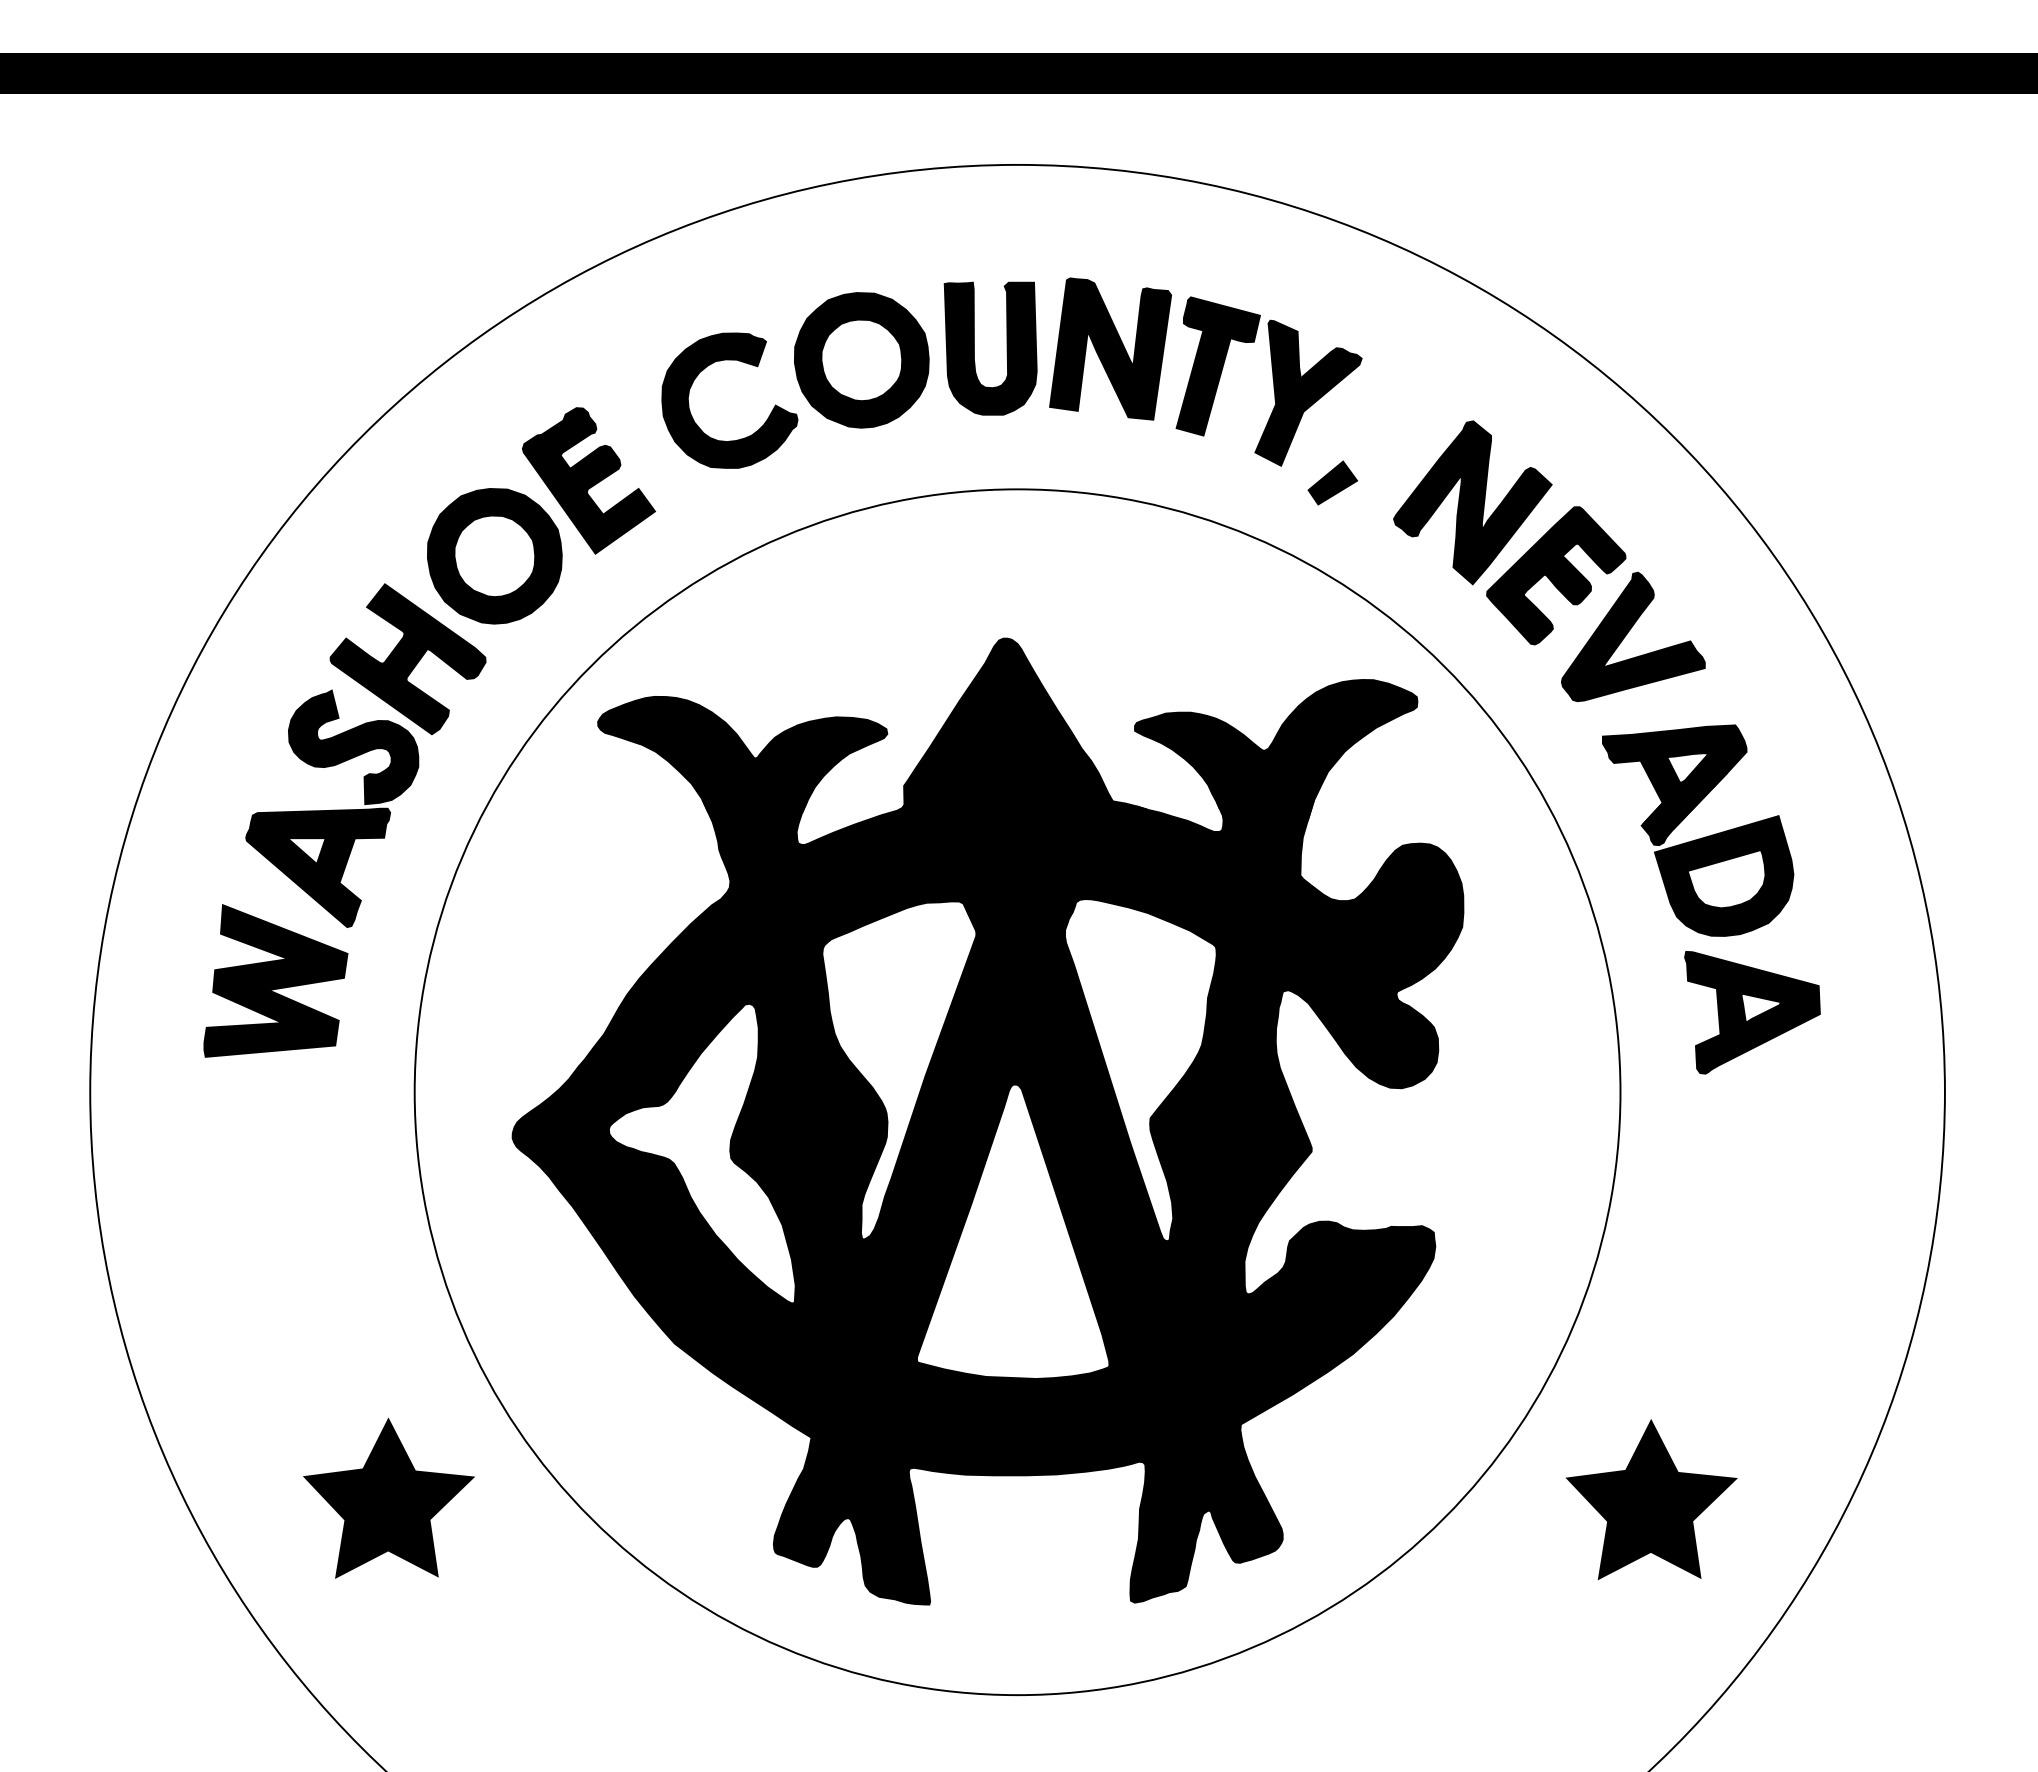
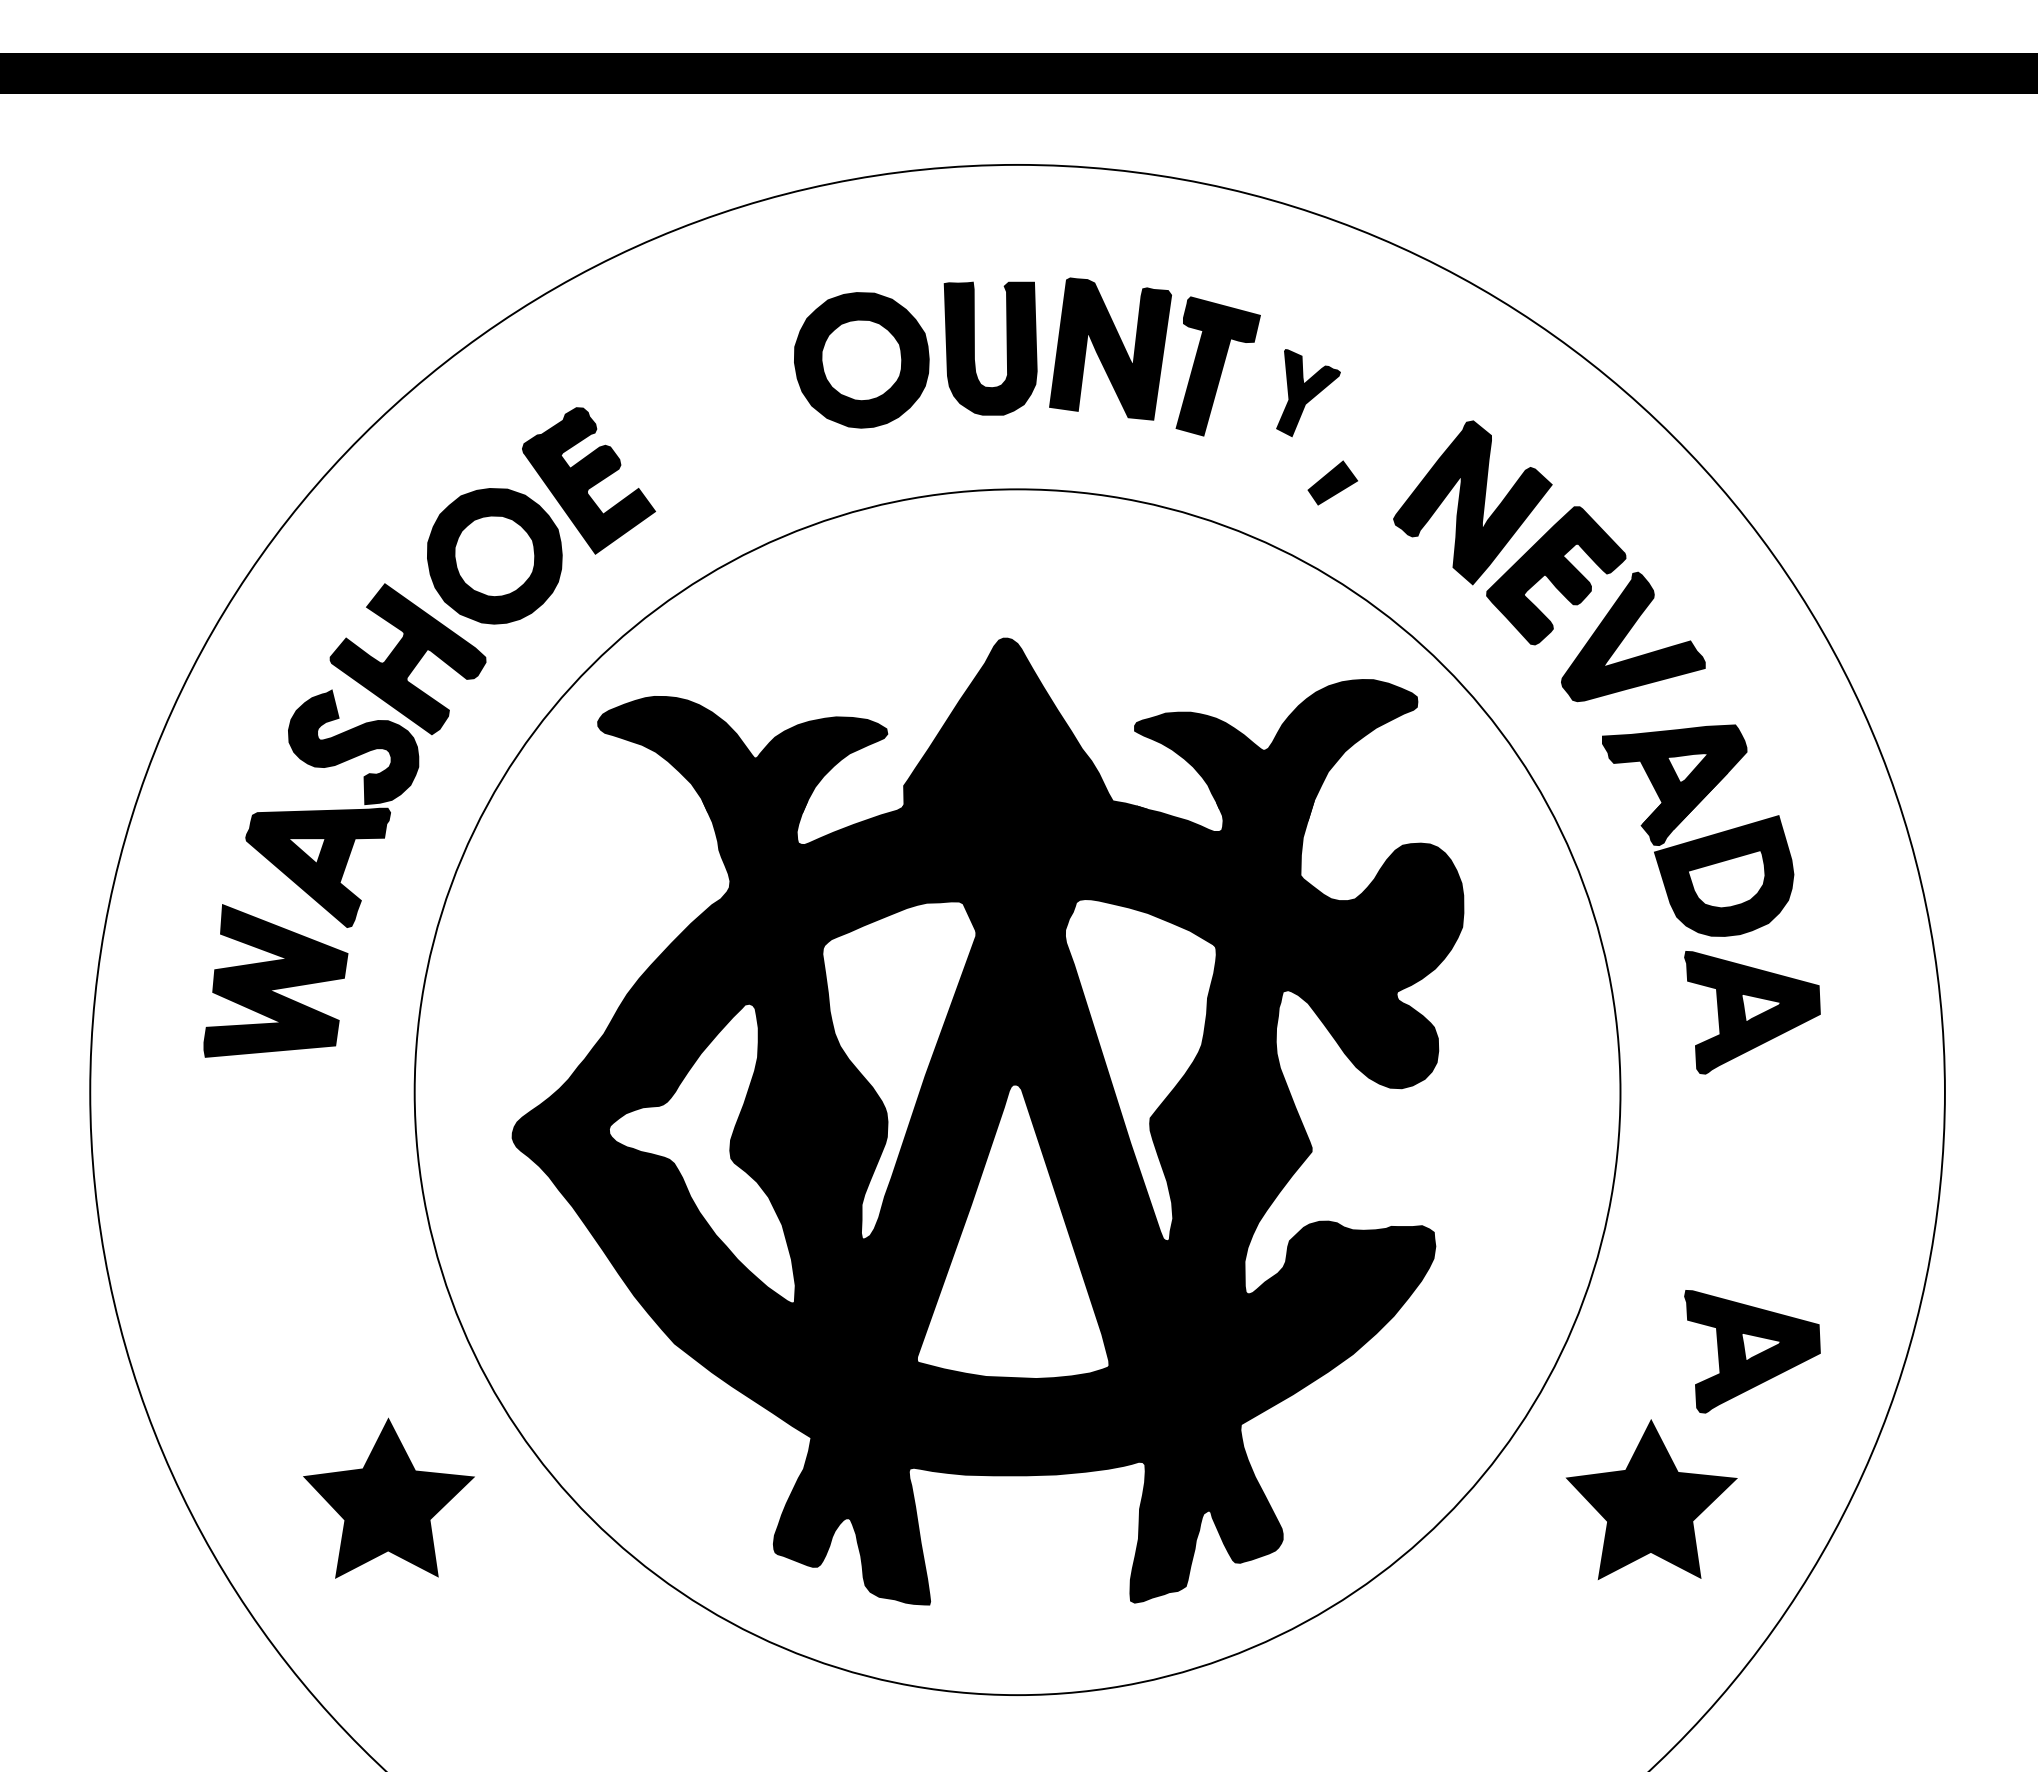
part size: 109x148 px -> 65x89 px (1308, 393)
part: present -> none (740, 438)
part: none -> present (1752, 1351)
